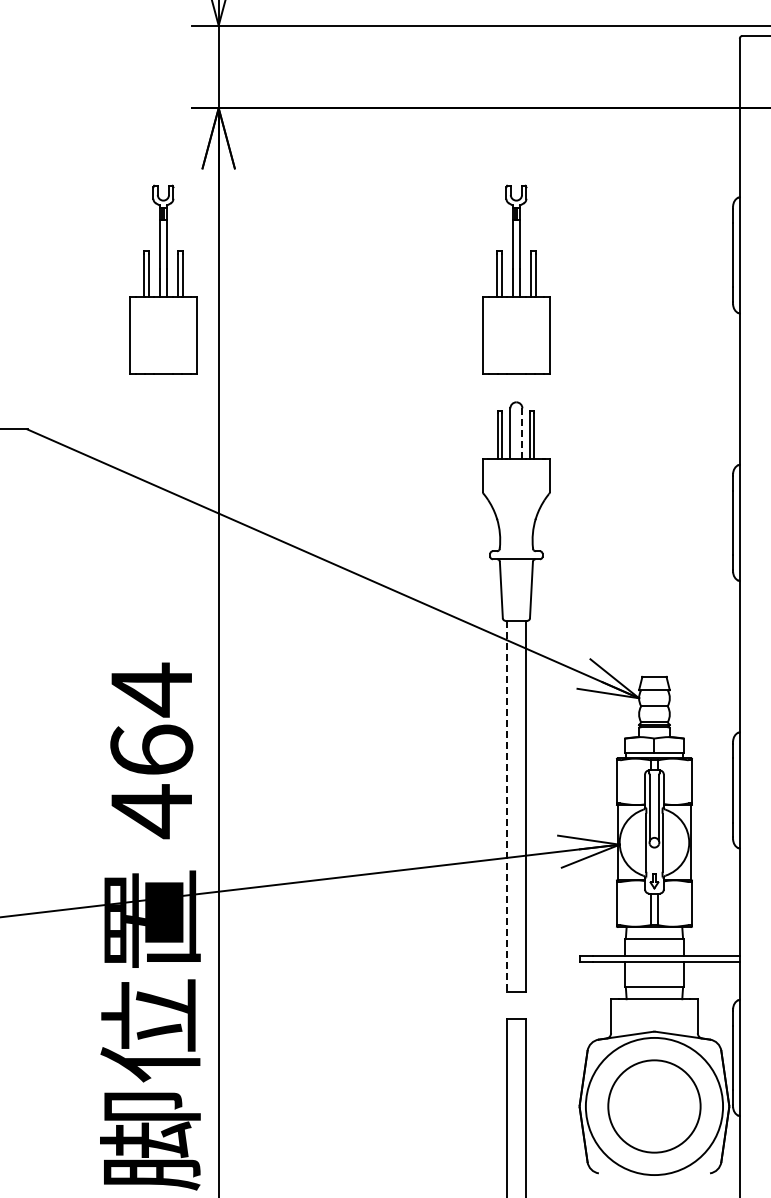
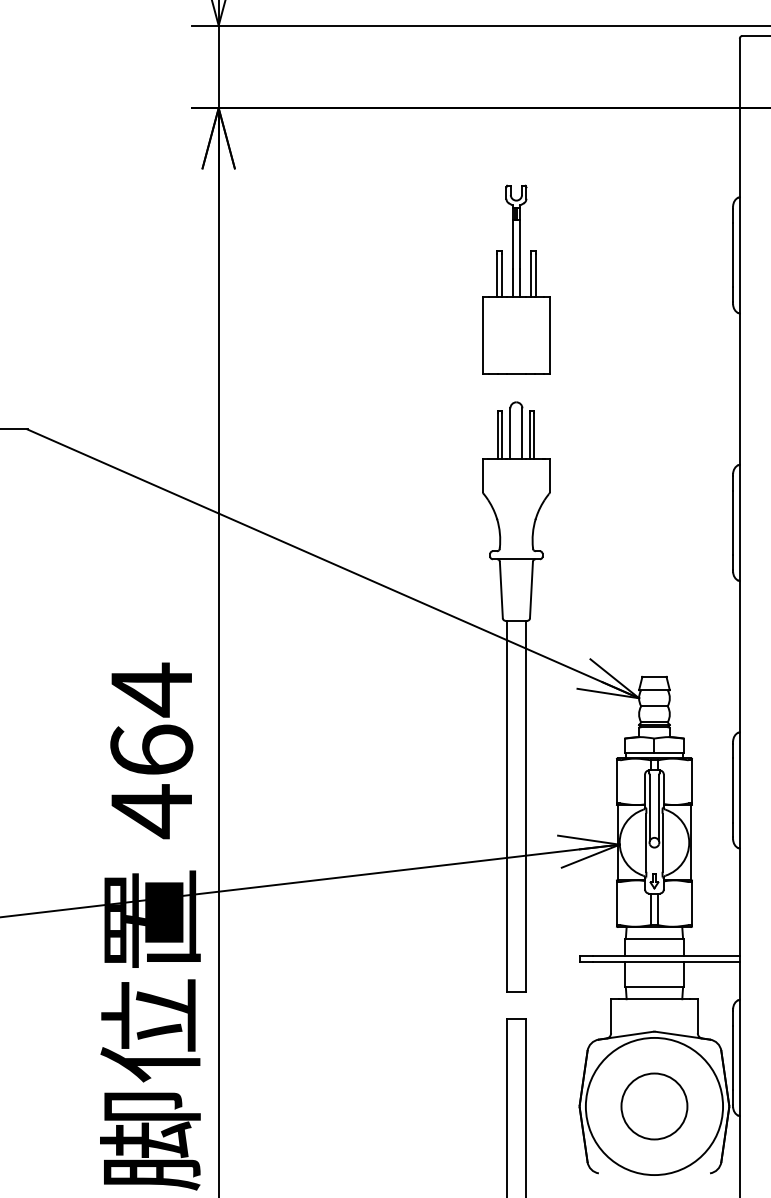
part: present -> none (163, 279)
line: dashed -> solid (522, 433)
line: dashed -> solid (507, 806)
circle diameter: 92 px -> 66 px (654, 1106)
